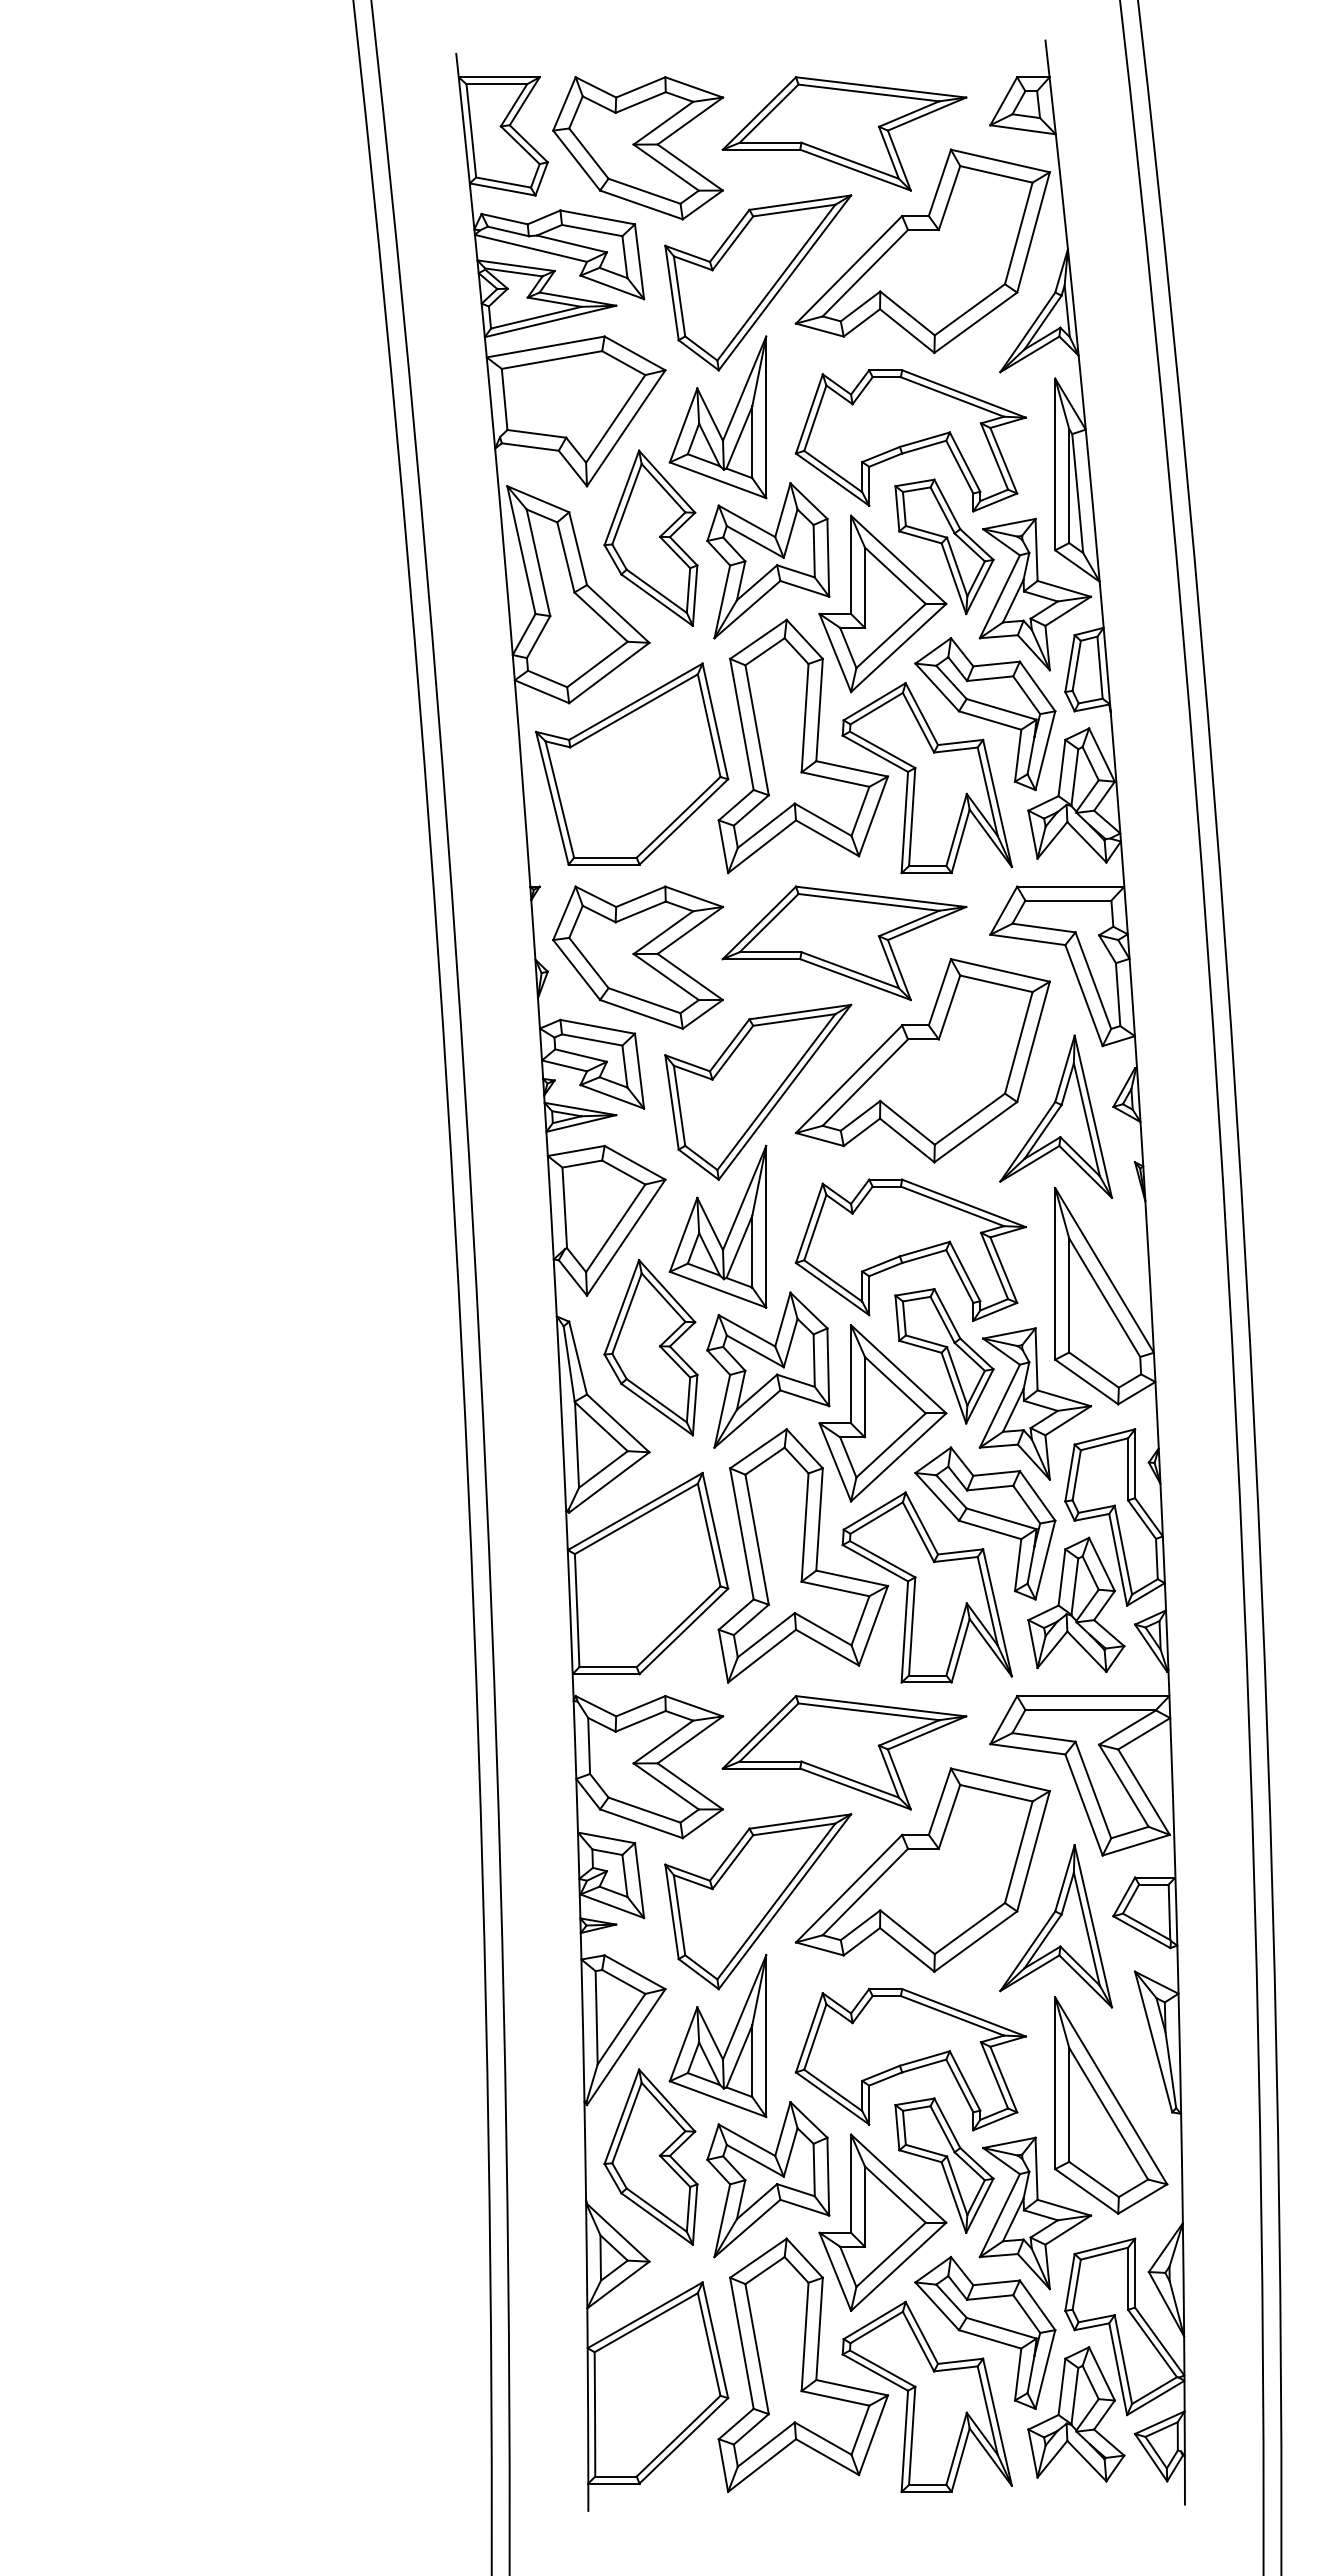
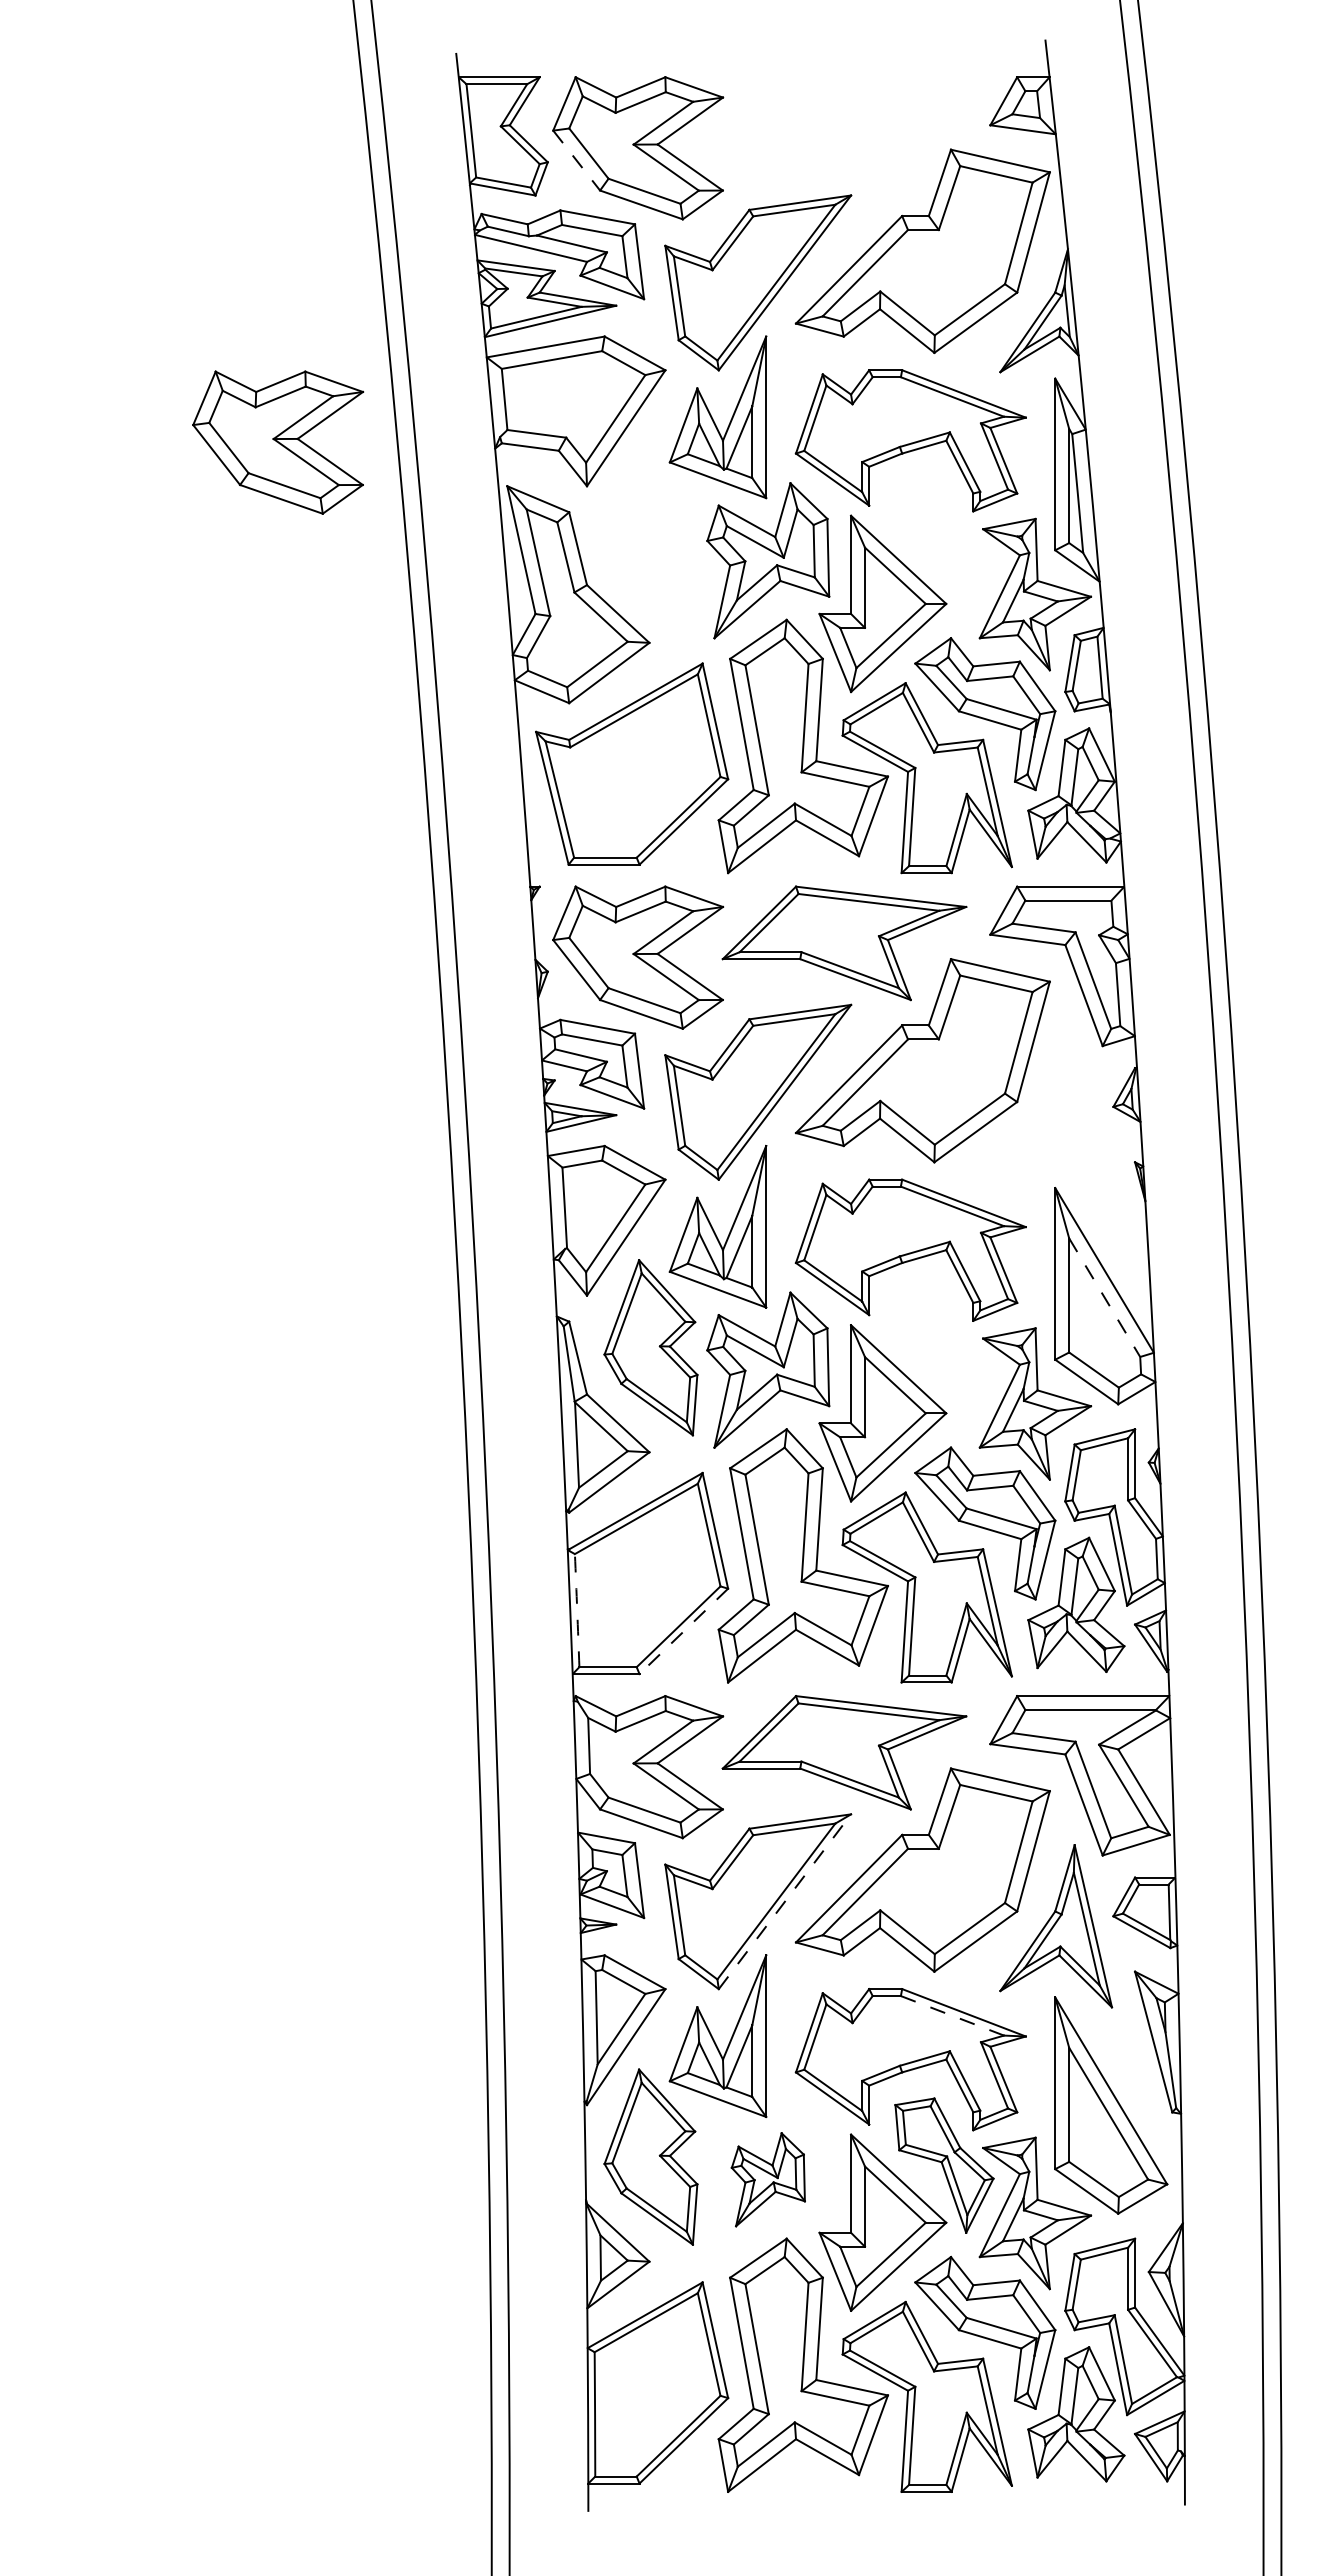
part: present -> none (844, 133)
line: solid -> dashed (576, 160)
part: none -> present (278, 442)
part: present -> none (650, 537)
part: present -> none (944, 546)
part: present -> none (1055, 1116)
line: solid -> dashed (1104, 1298)
part: present -> none (944, 1356)
arc: solid -> dashed (577, 1610)
line: solid -> dashed (683, 1631)
line: solid -> dashed (784, 1901)
line: solid -> dashed (952, 2016)
part size: 125x158 px -> 76x96 px (767, 2179)
